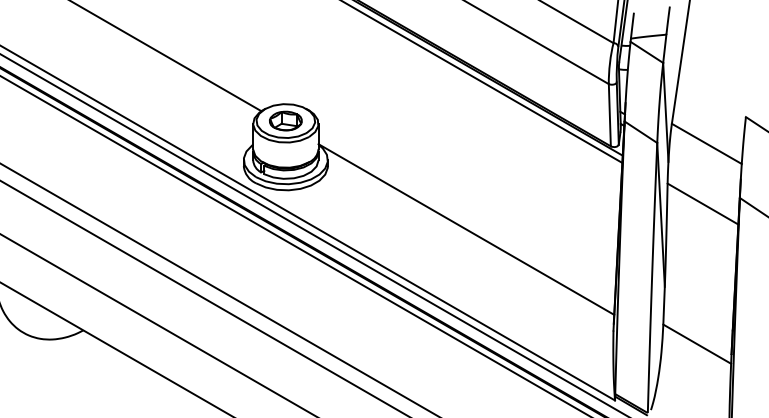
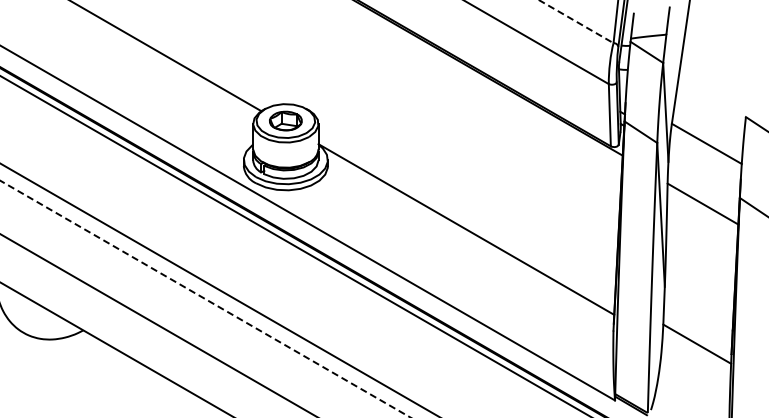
line: solid -> dashed (576, 21)
line: present -> none (483, 82)
line: present -> none (313, 234)
line: solid -> dashed (205, 299)
